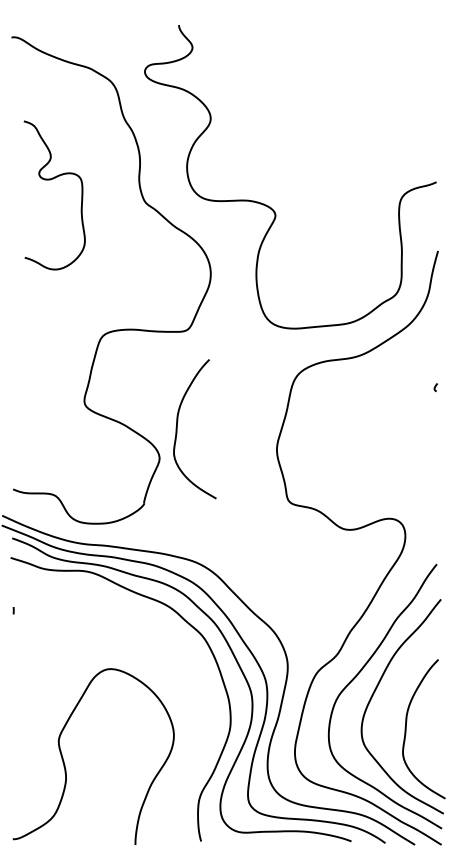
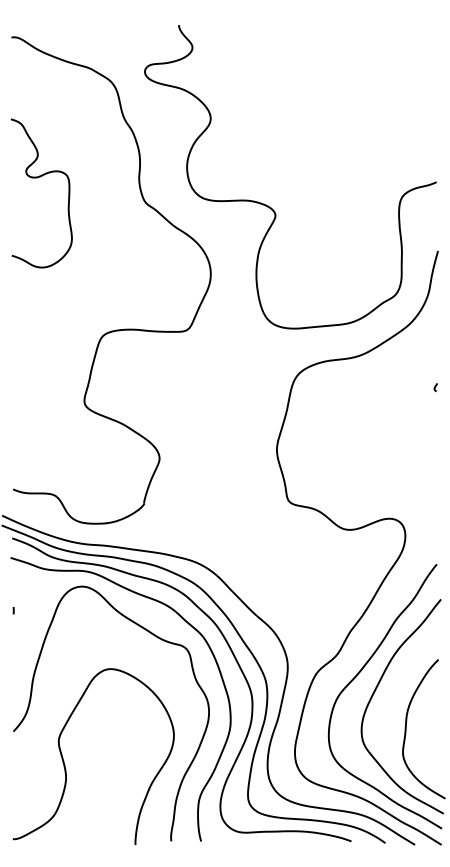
curve position: (50, 180) -> (37, 178) (37, 178)
curve: present -> none (177, 429)
curve: none -> present (31, 699)
